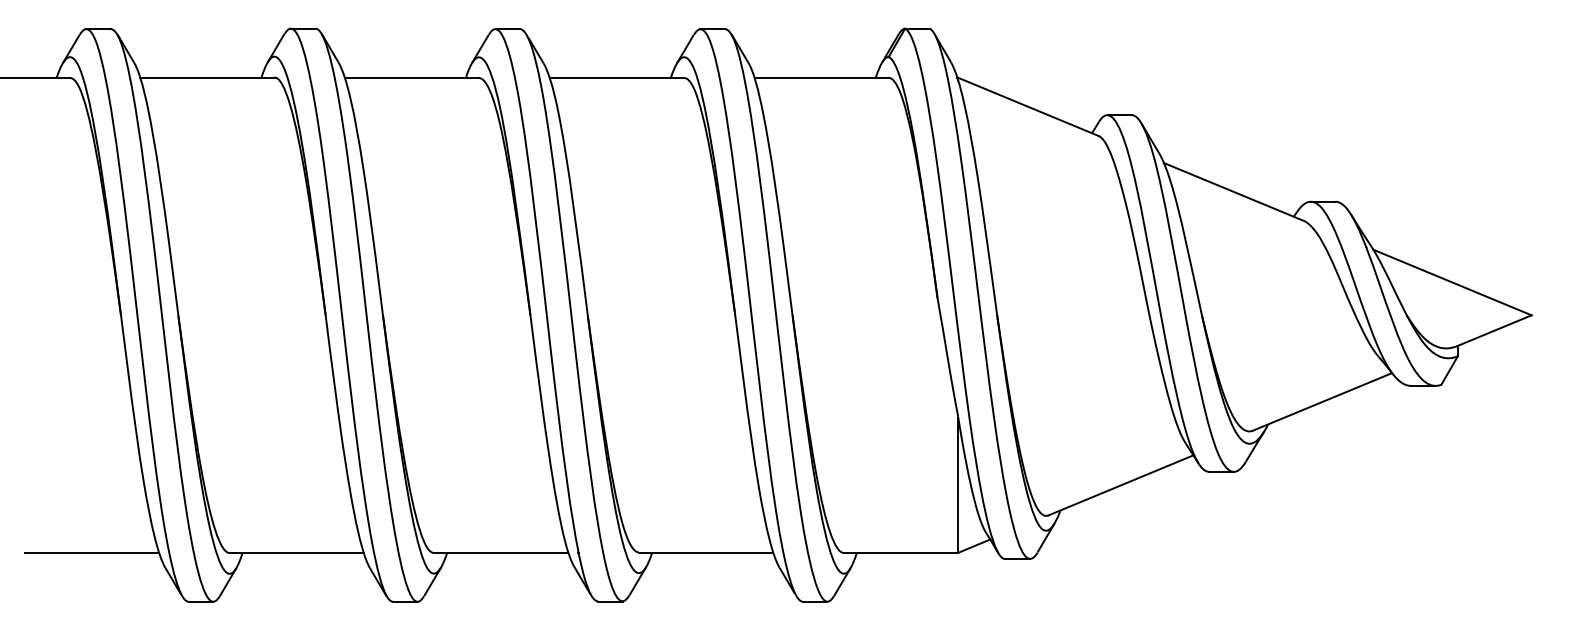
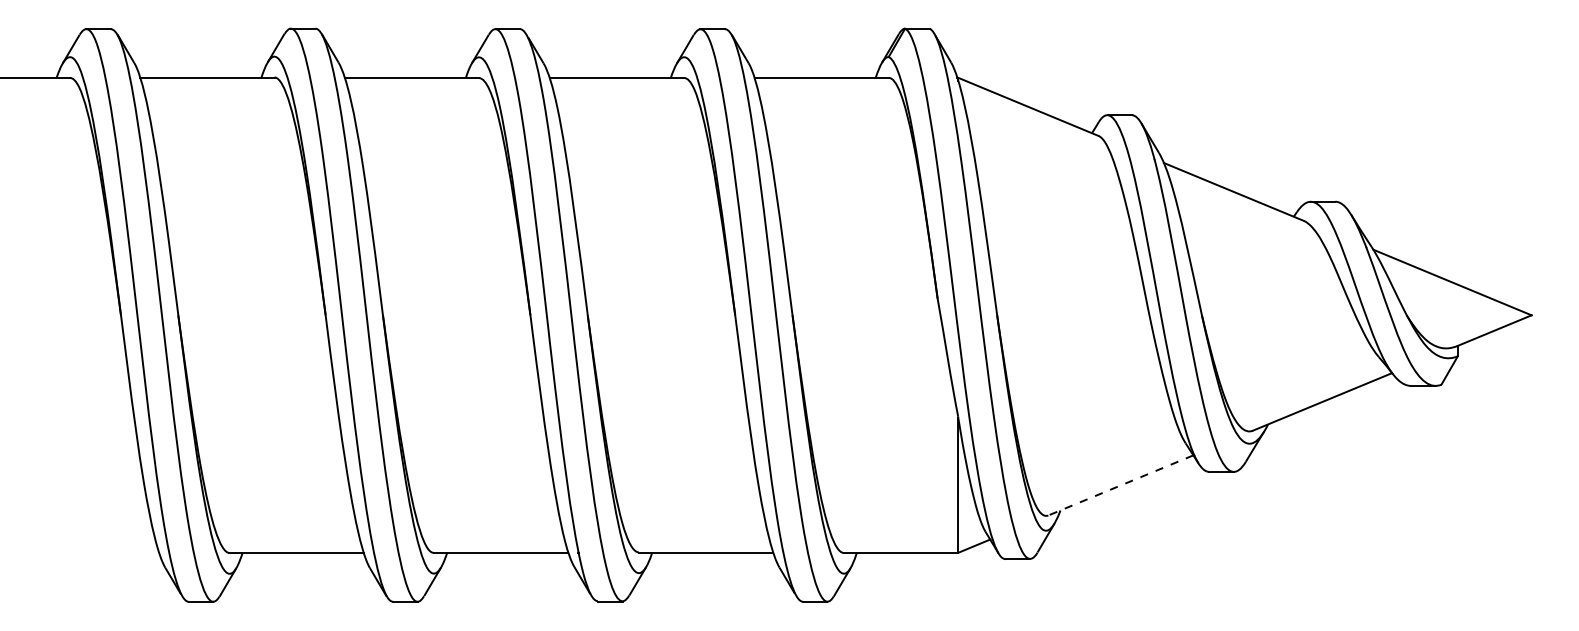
line: solid -> dashed (1120, 485)
line: present -> none (91, 552)
